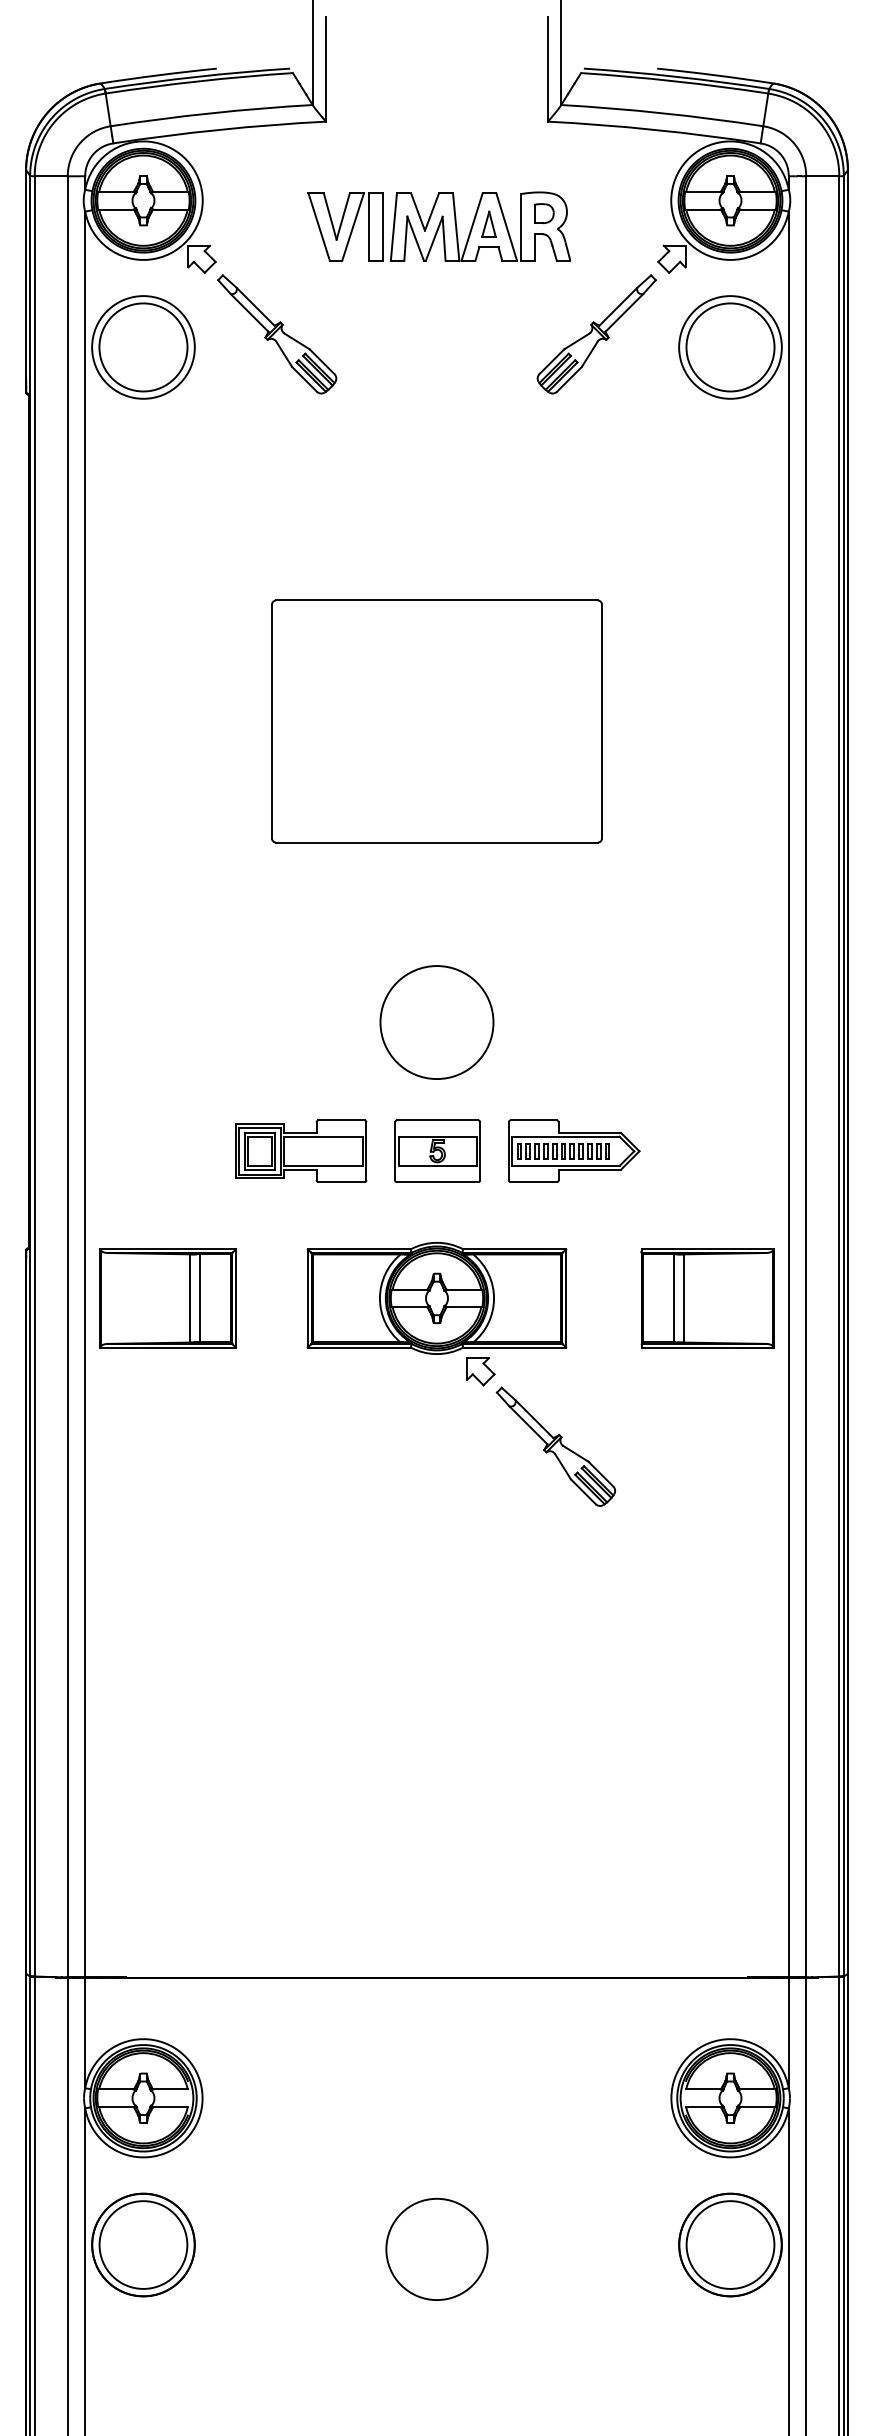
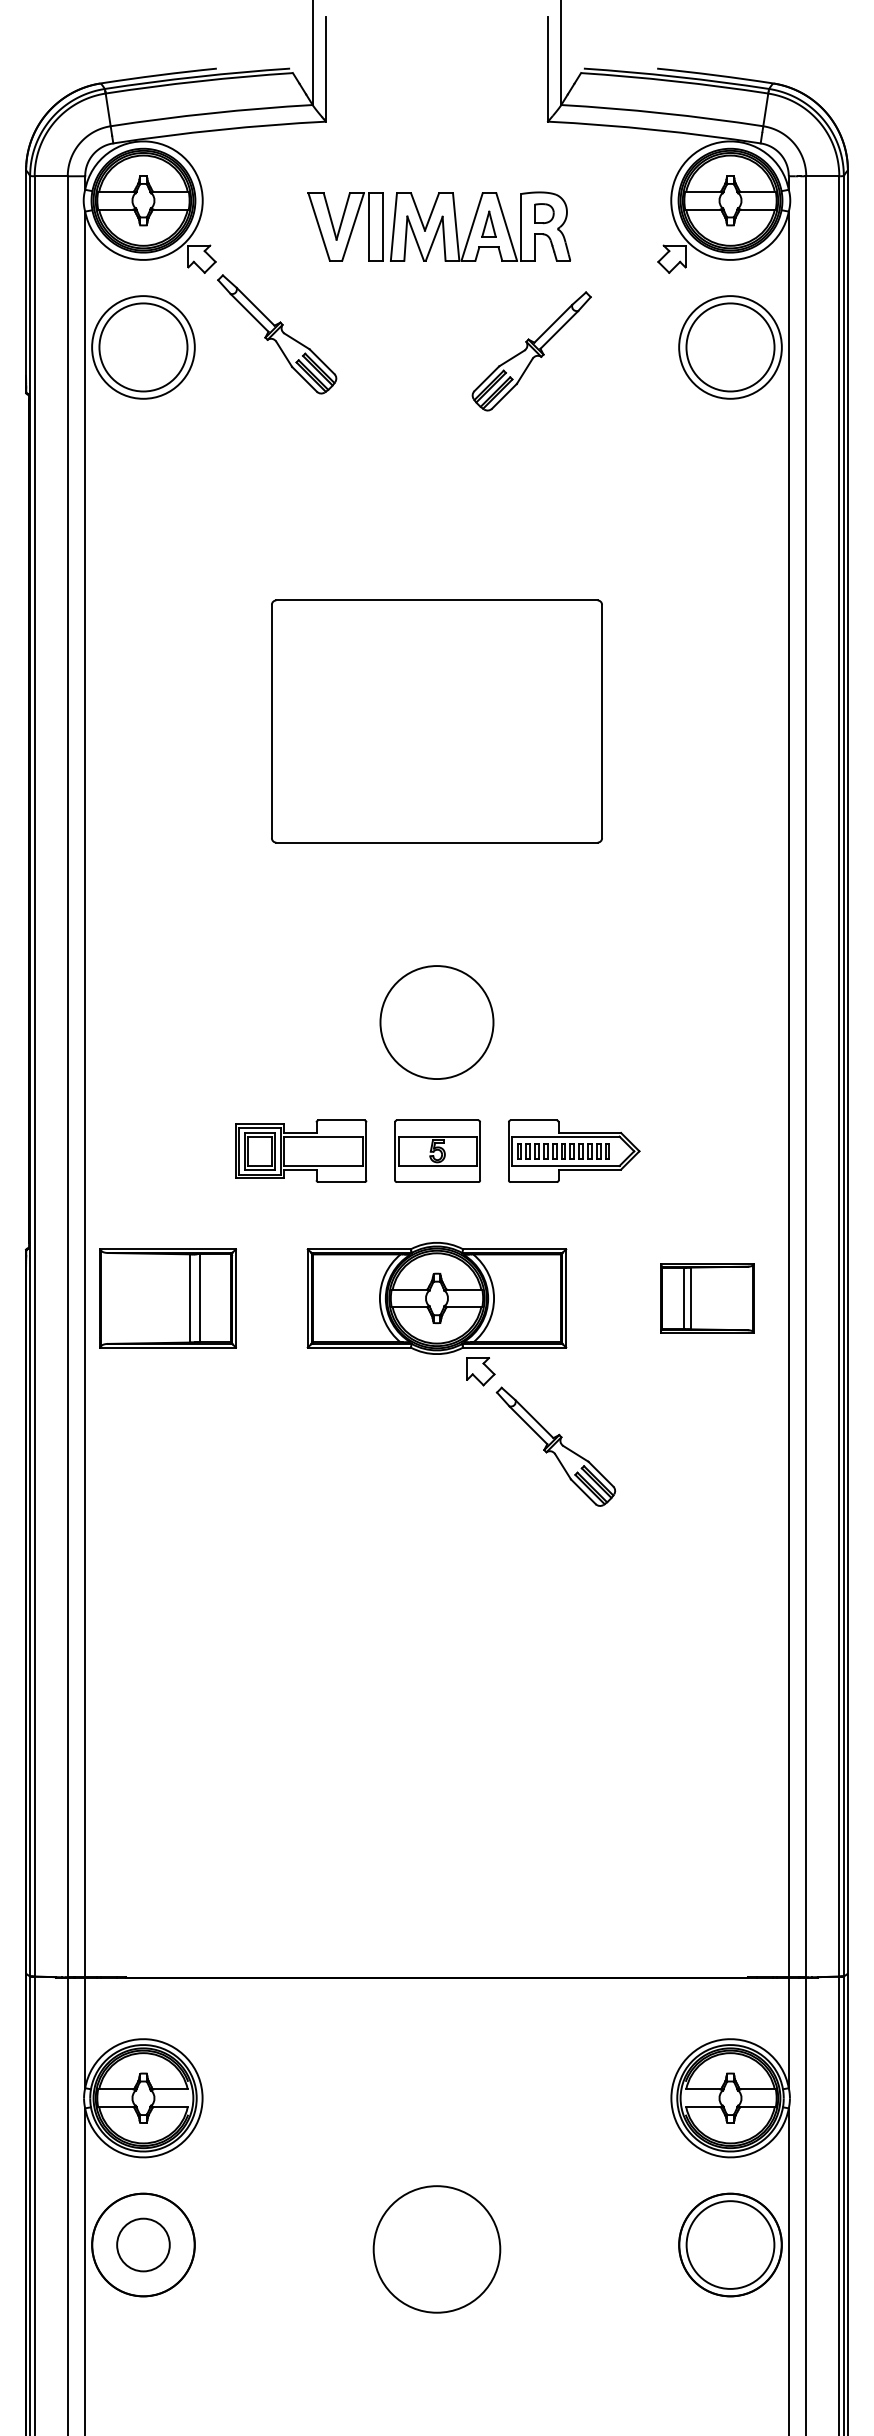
part position: (596, 334) -> (531, 351) (531, 351)
part size: 135x101 px -> 95x71 px (707, 1298)
circle diameter: 88 px -> 53 px (143, 2244)
circle diameter: 101 px -> 127 px (436, 2249)
